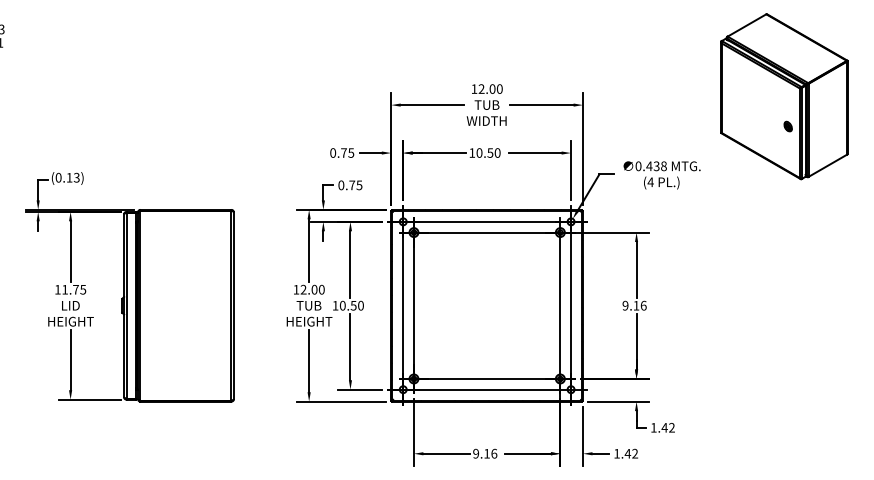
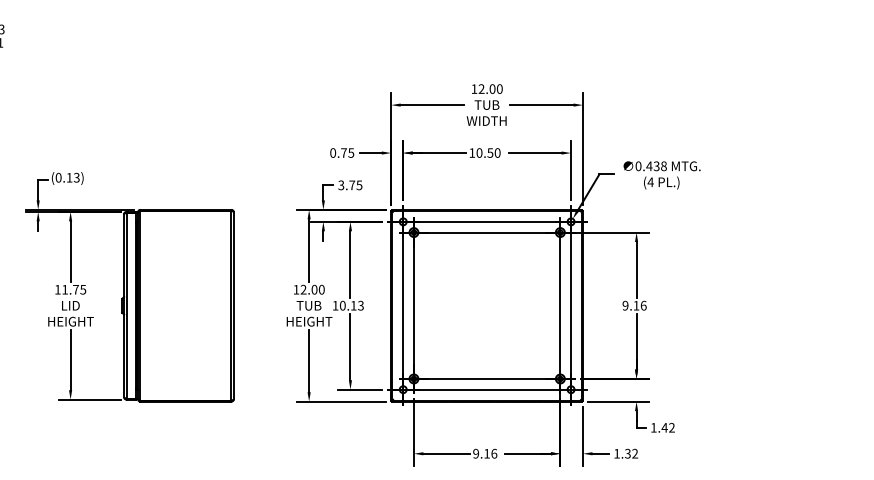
part: present -> none (784, 96)
text: 0.75 -> 3.75 (341, 185)
text: 10.50 -> 10.13 (356, 305)
text: 1.42 -> 1.32 (627, 453)
